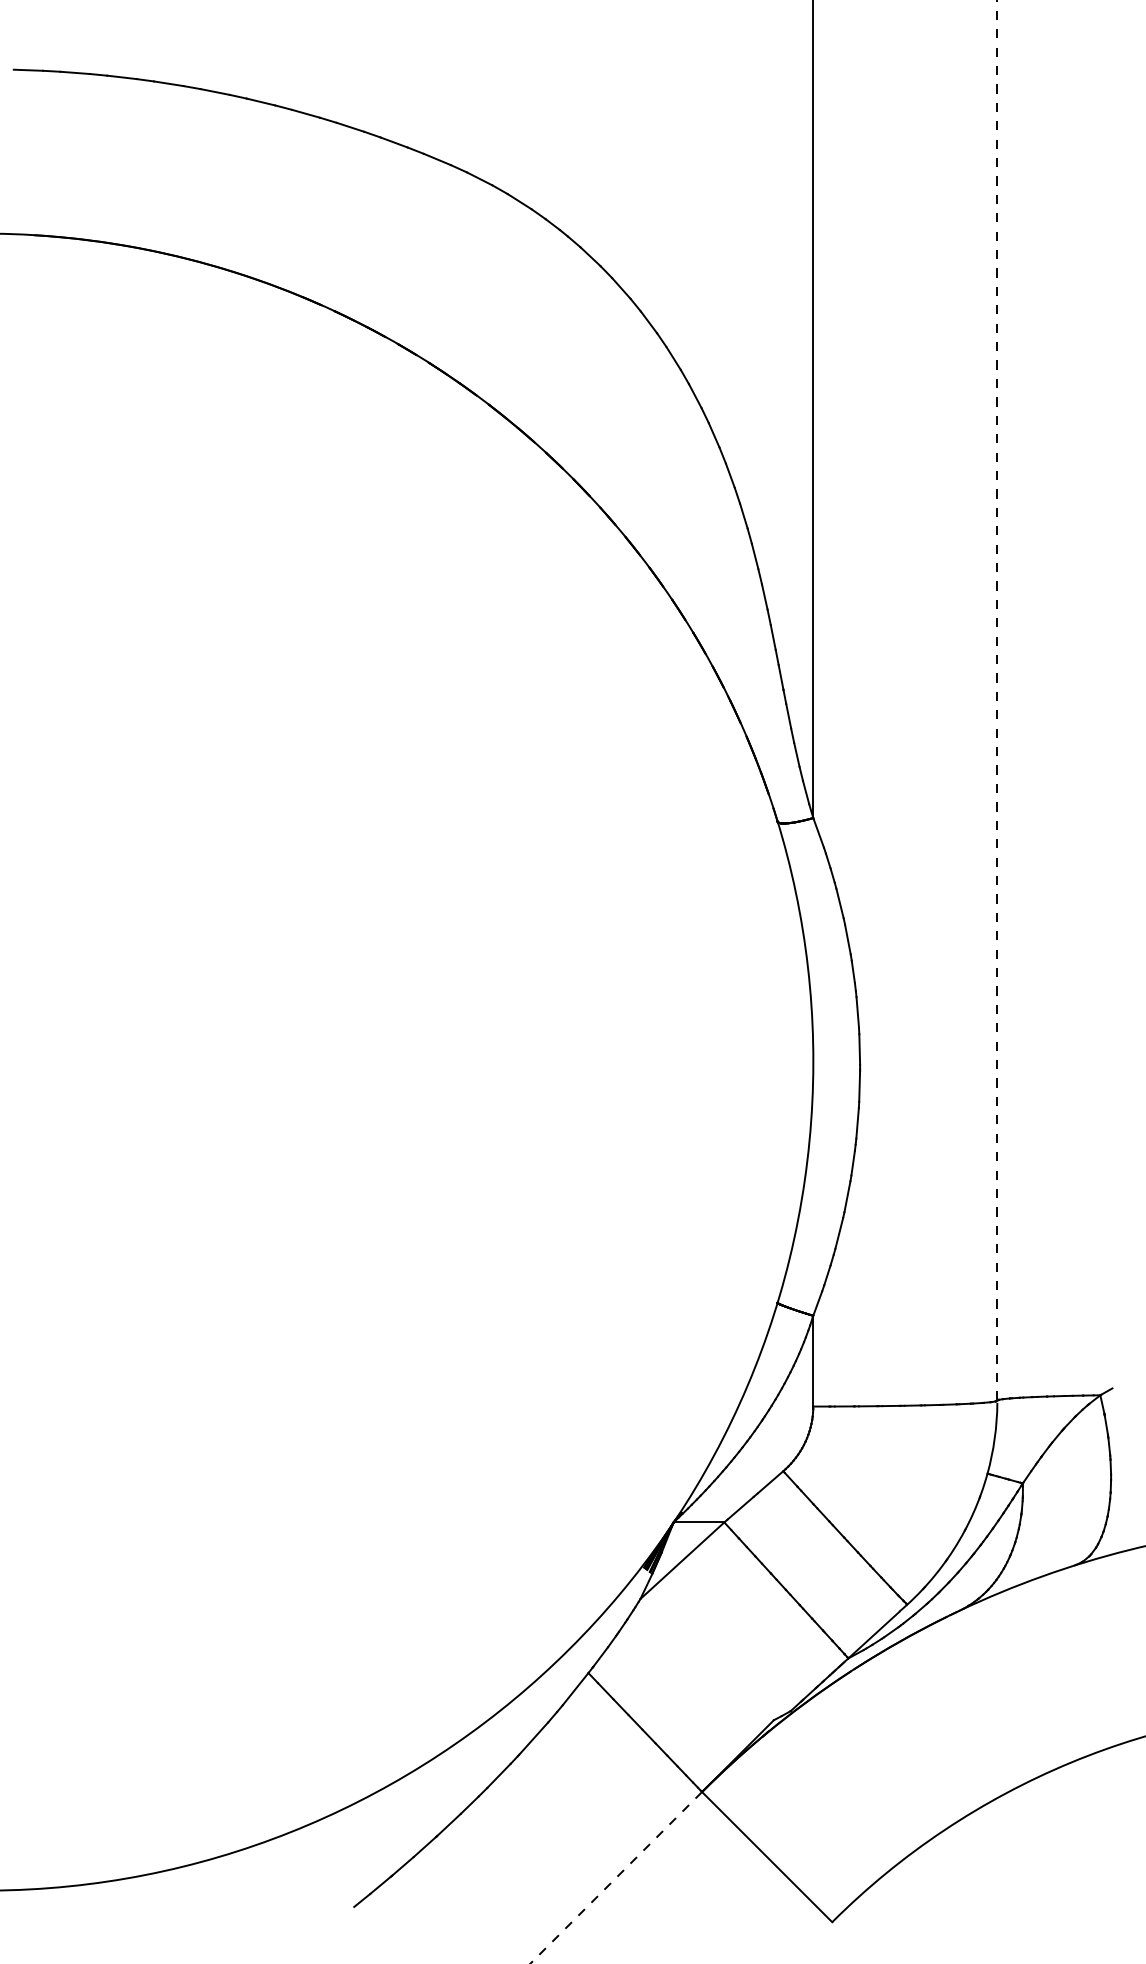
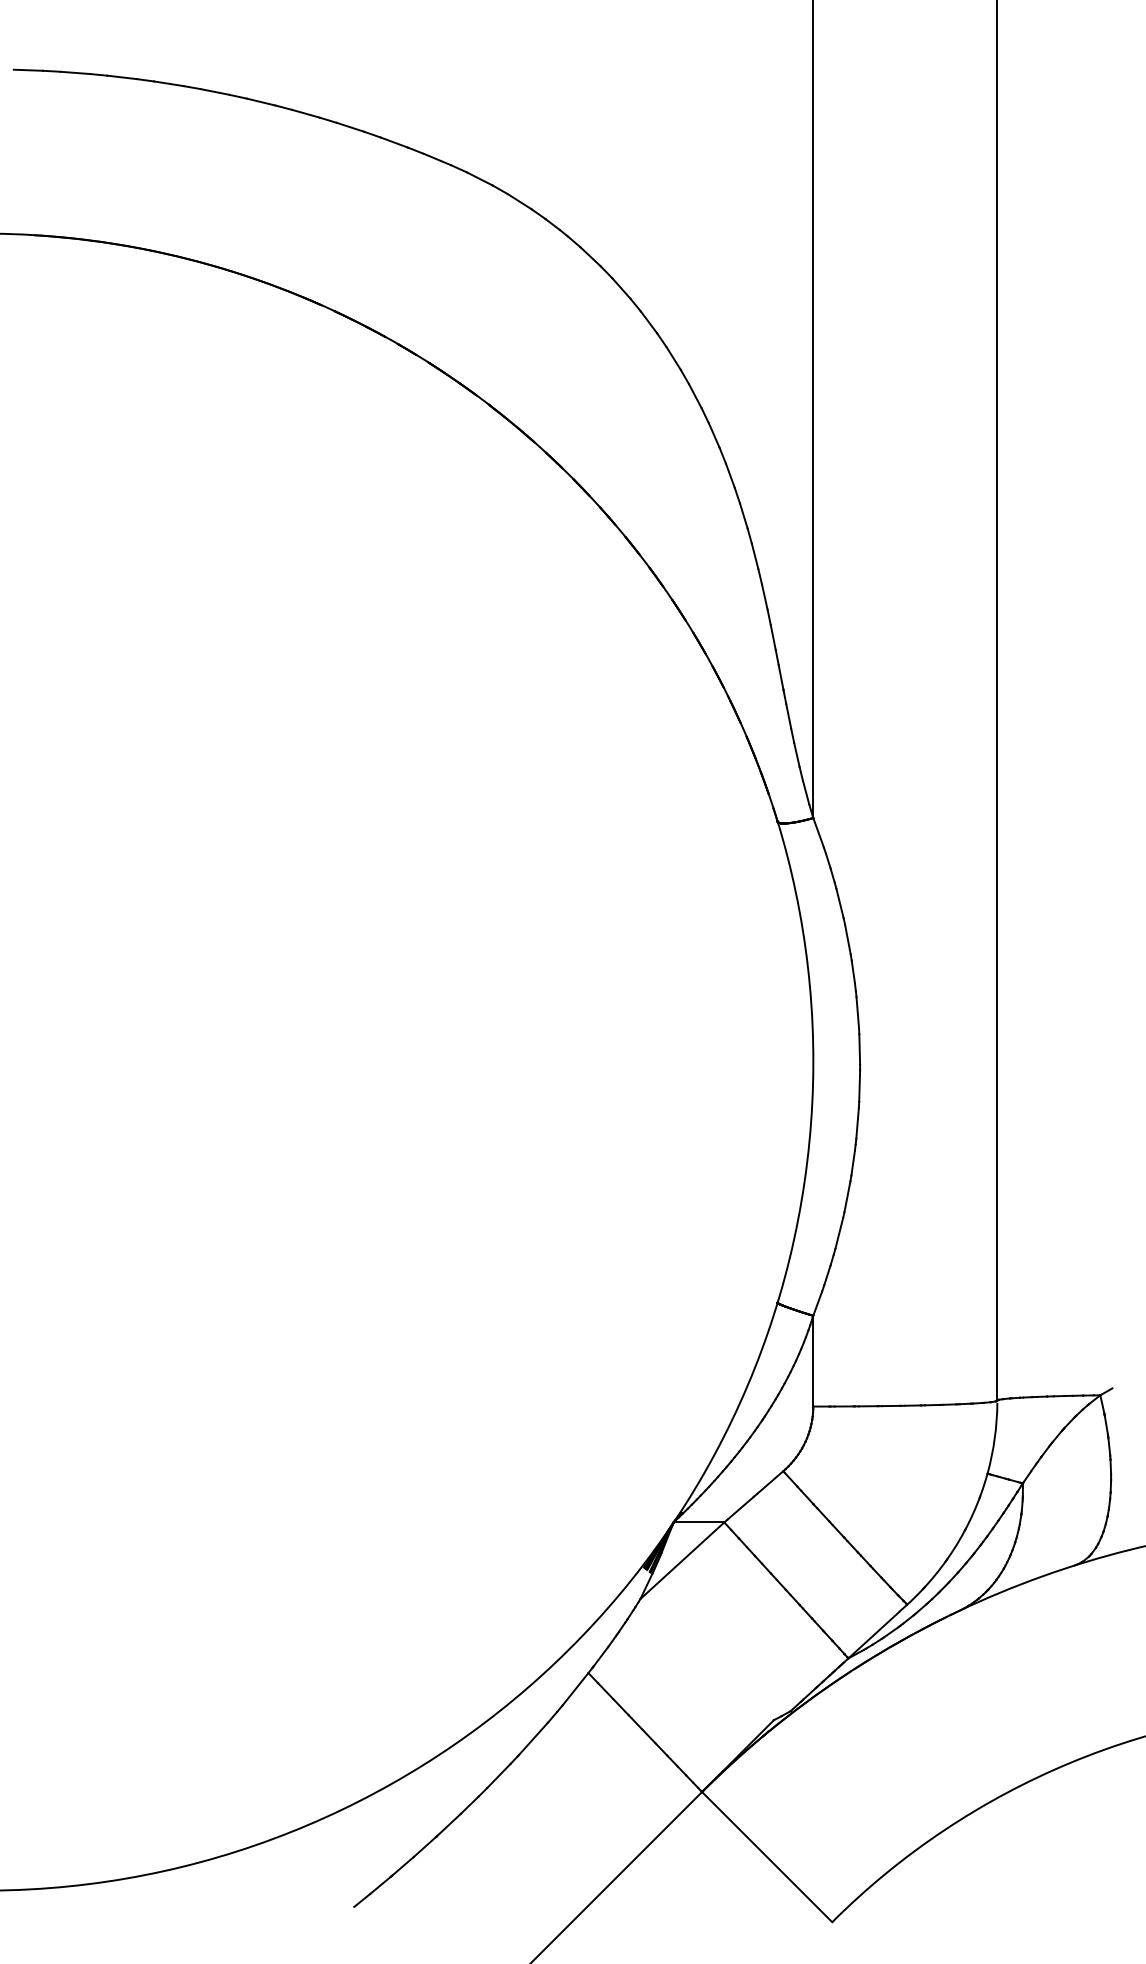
line: dashed -> solid (997, 700)
line: dashed -> solid (615, 1878)
